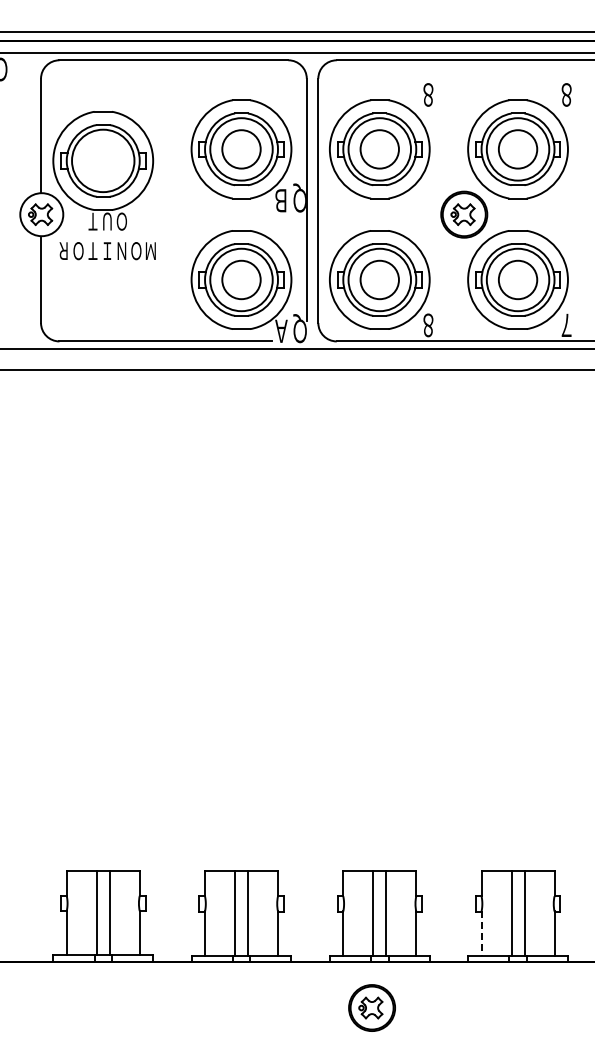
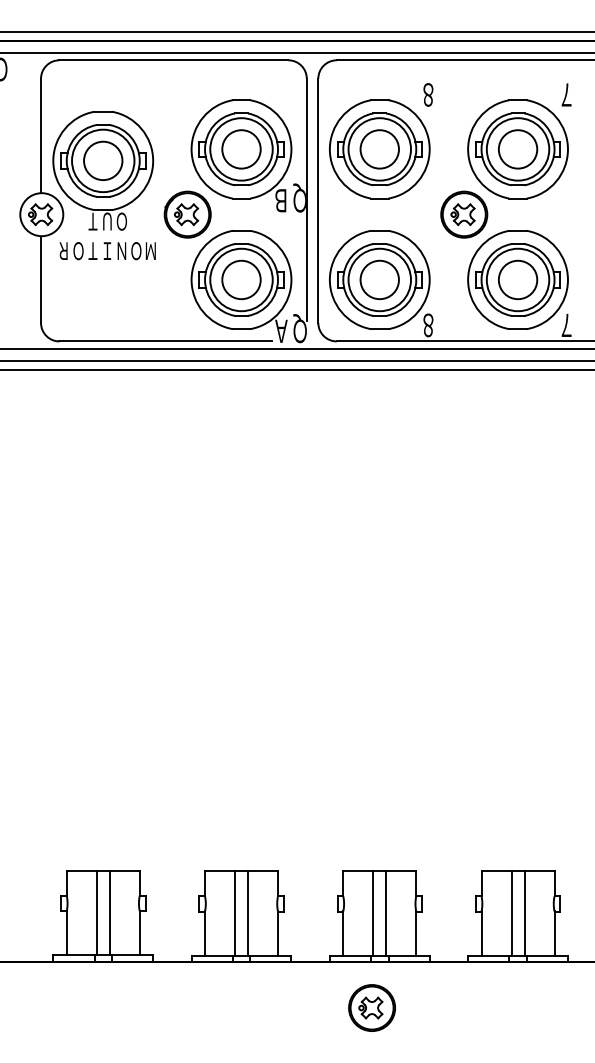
text: ８ -> ７ (566, 94)
circle: none -> present (103, 160)
part: none -> present (187, 214)
line: none -> present (296, 360)
line: dashed -> solid (481, 934)
